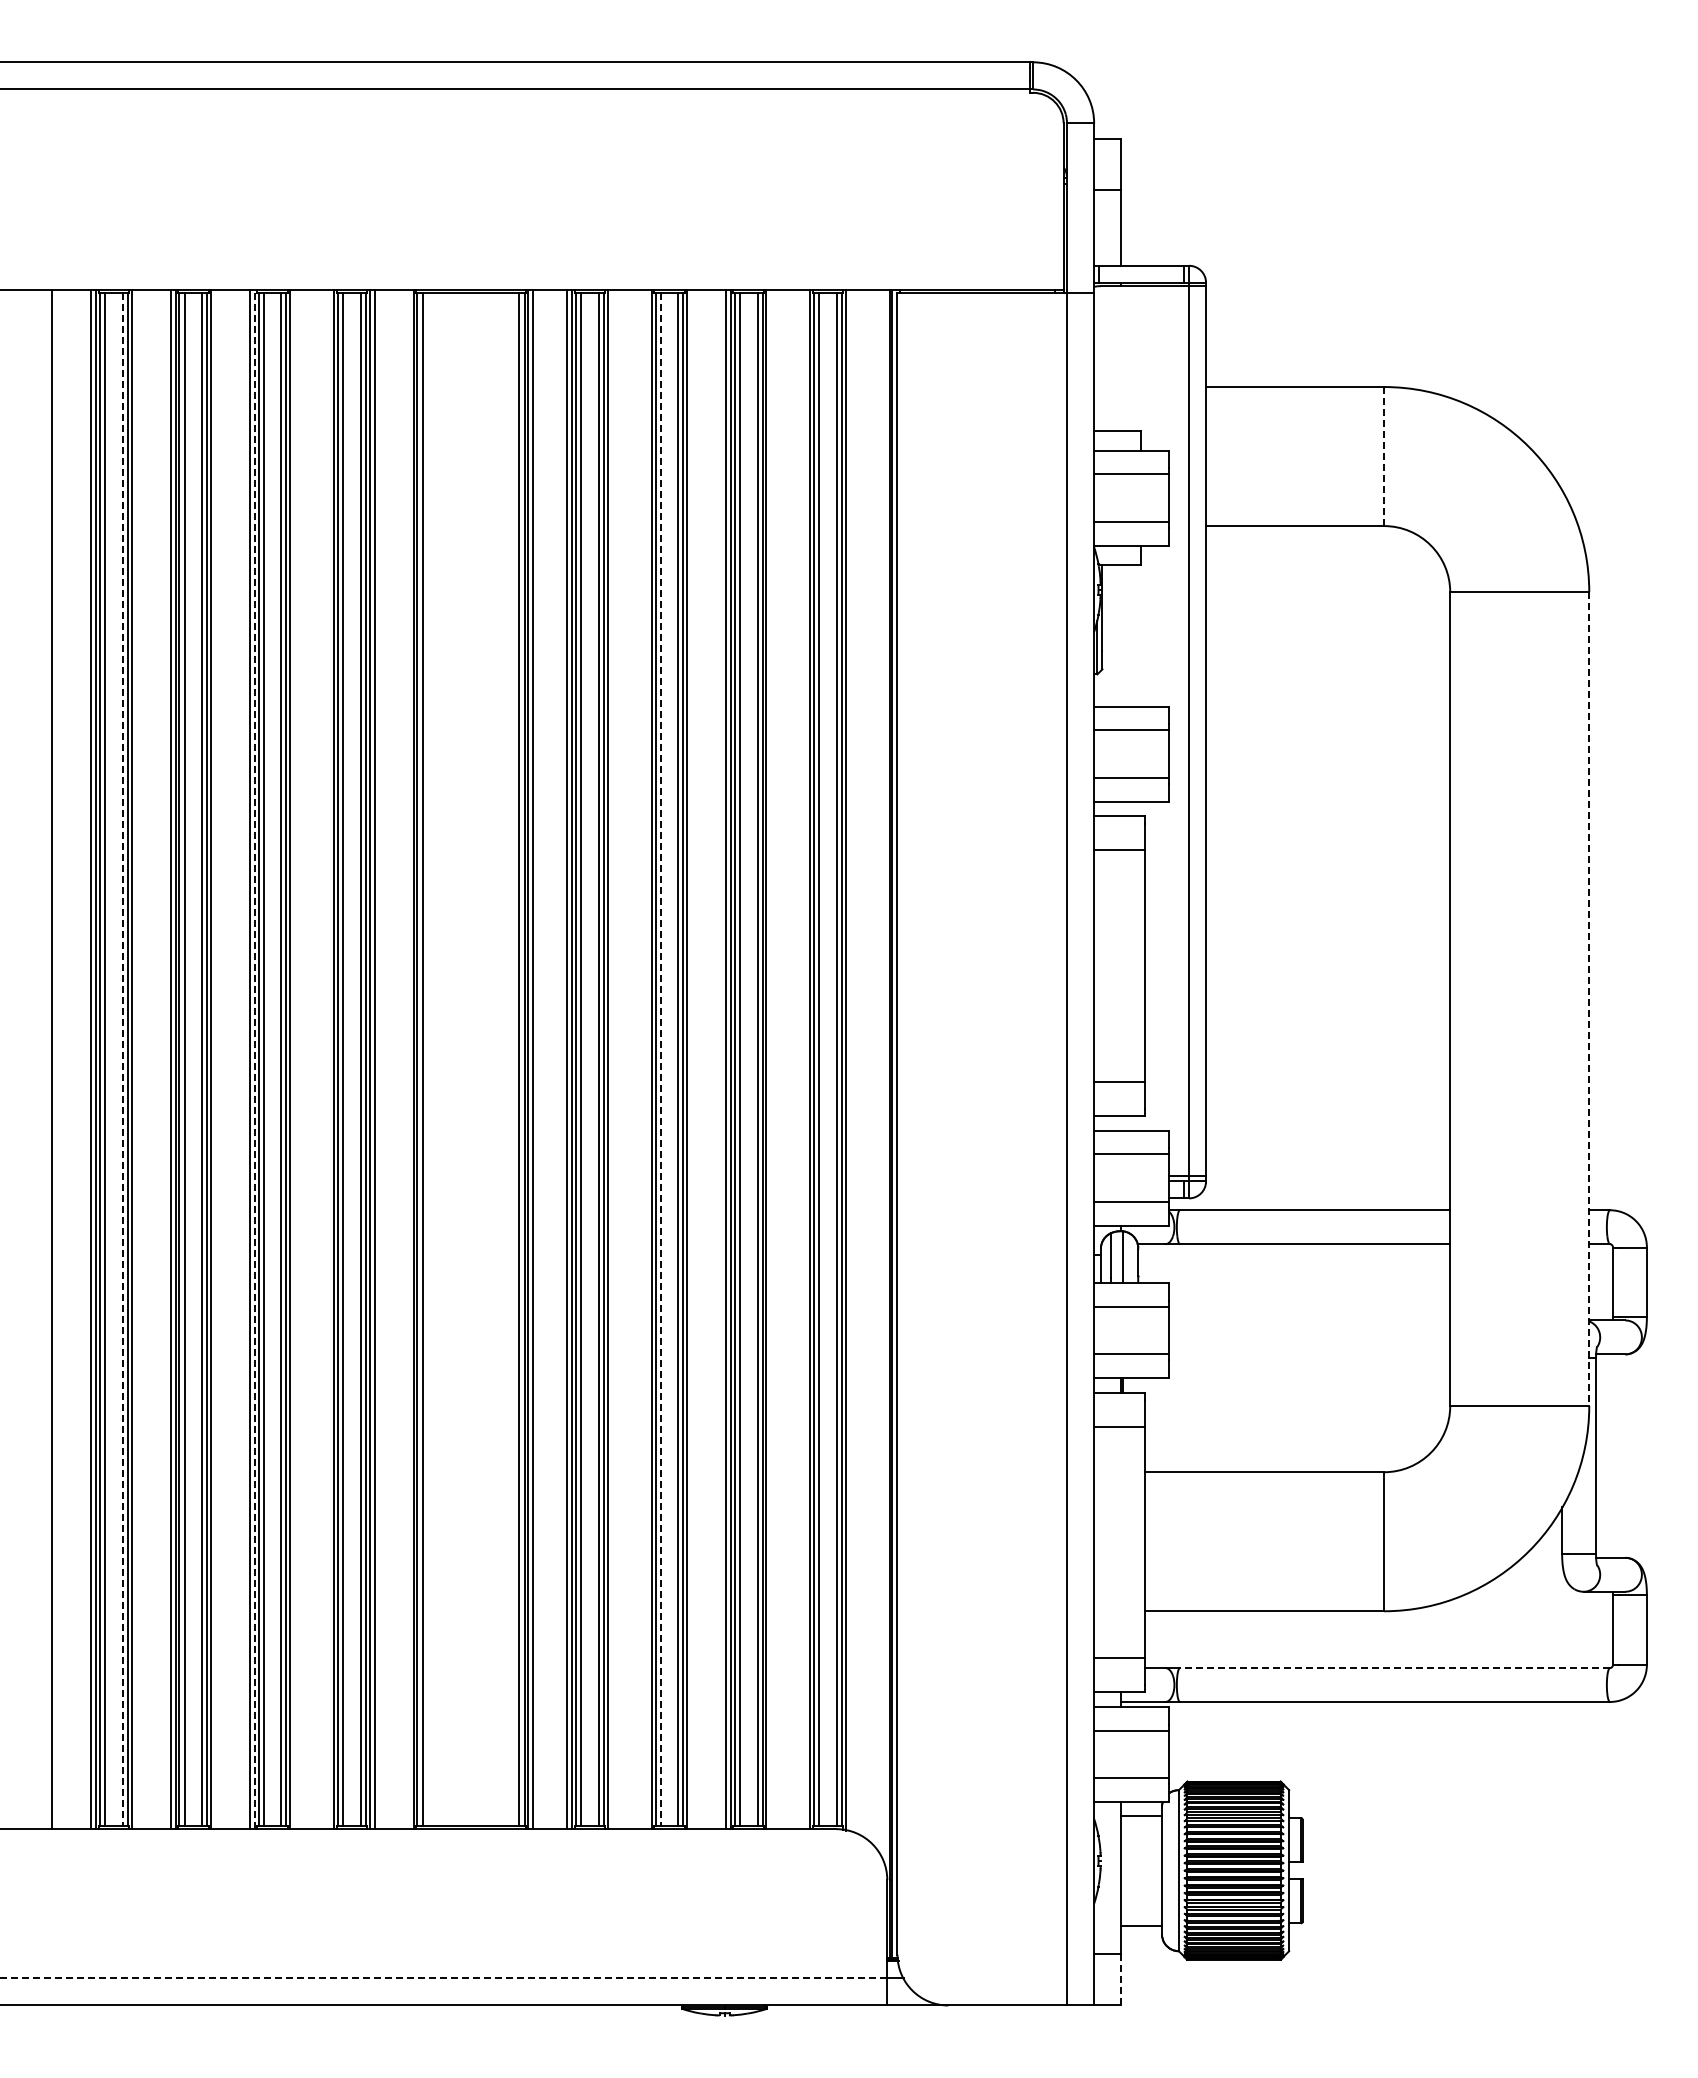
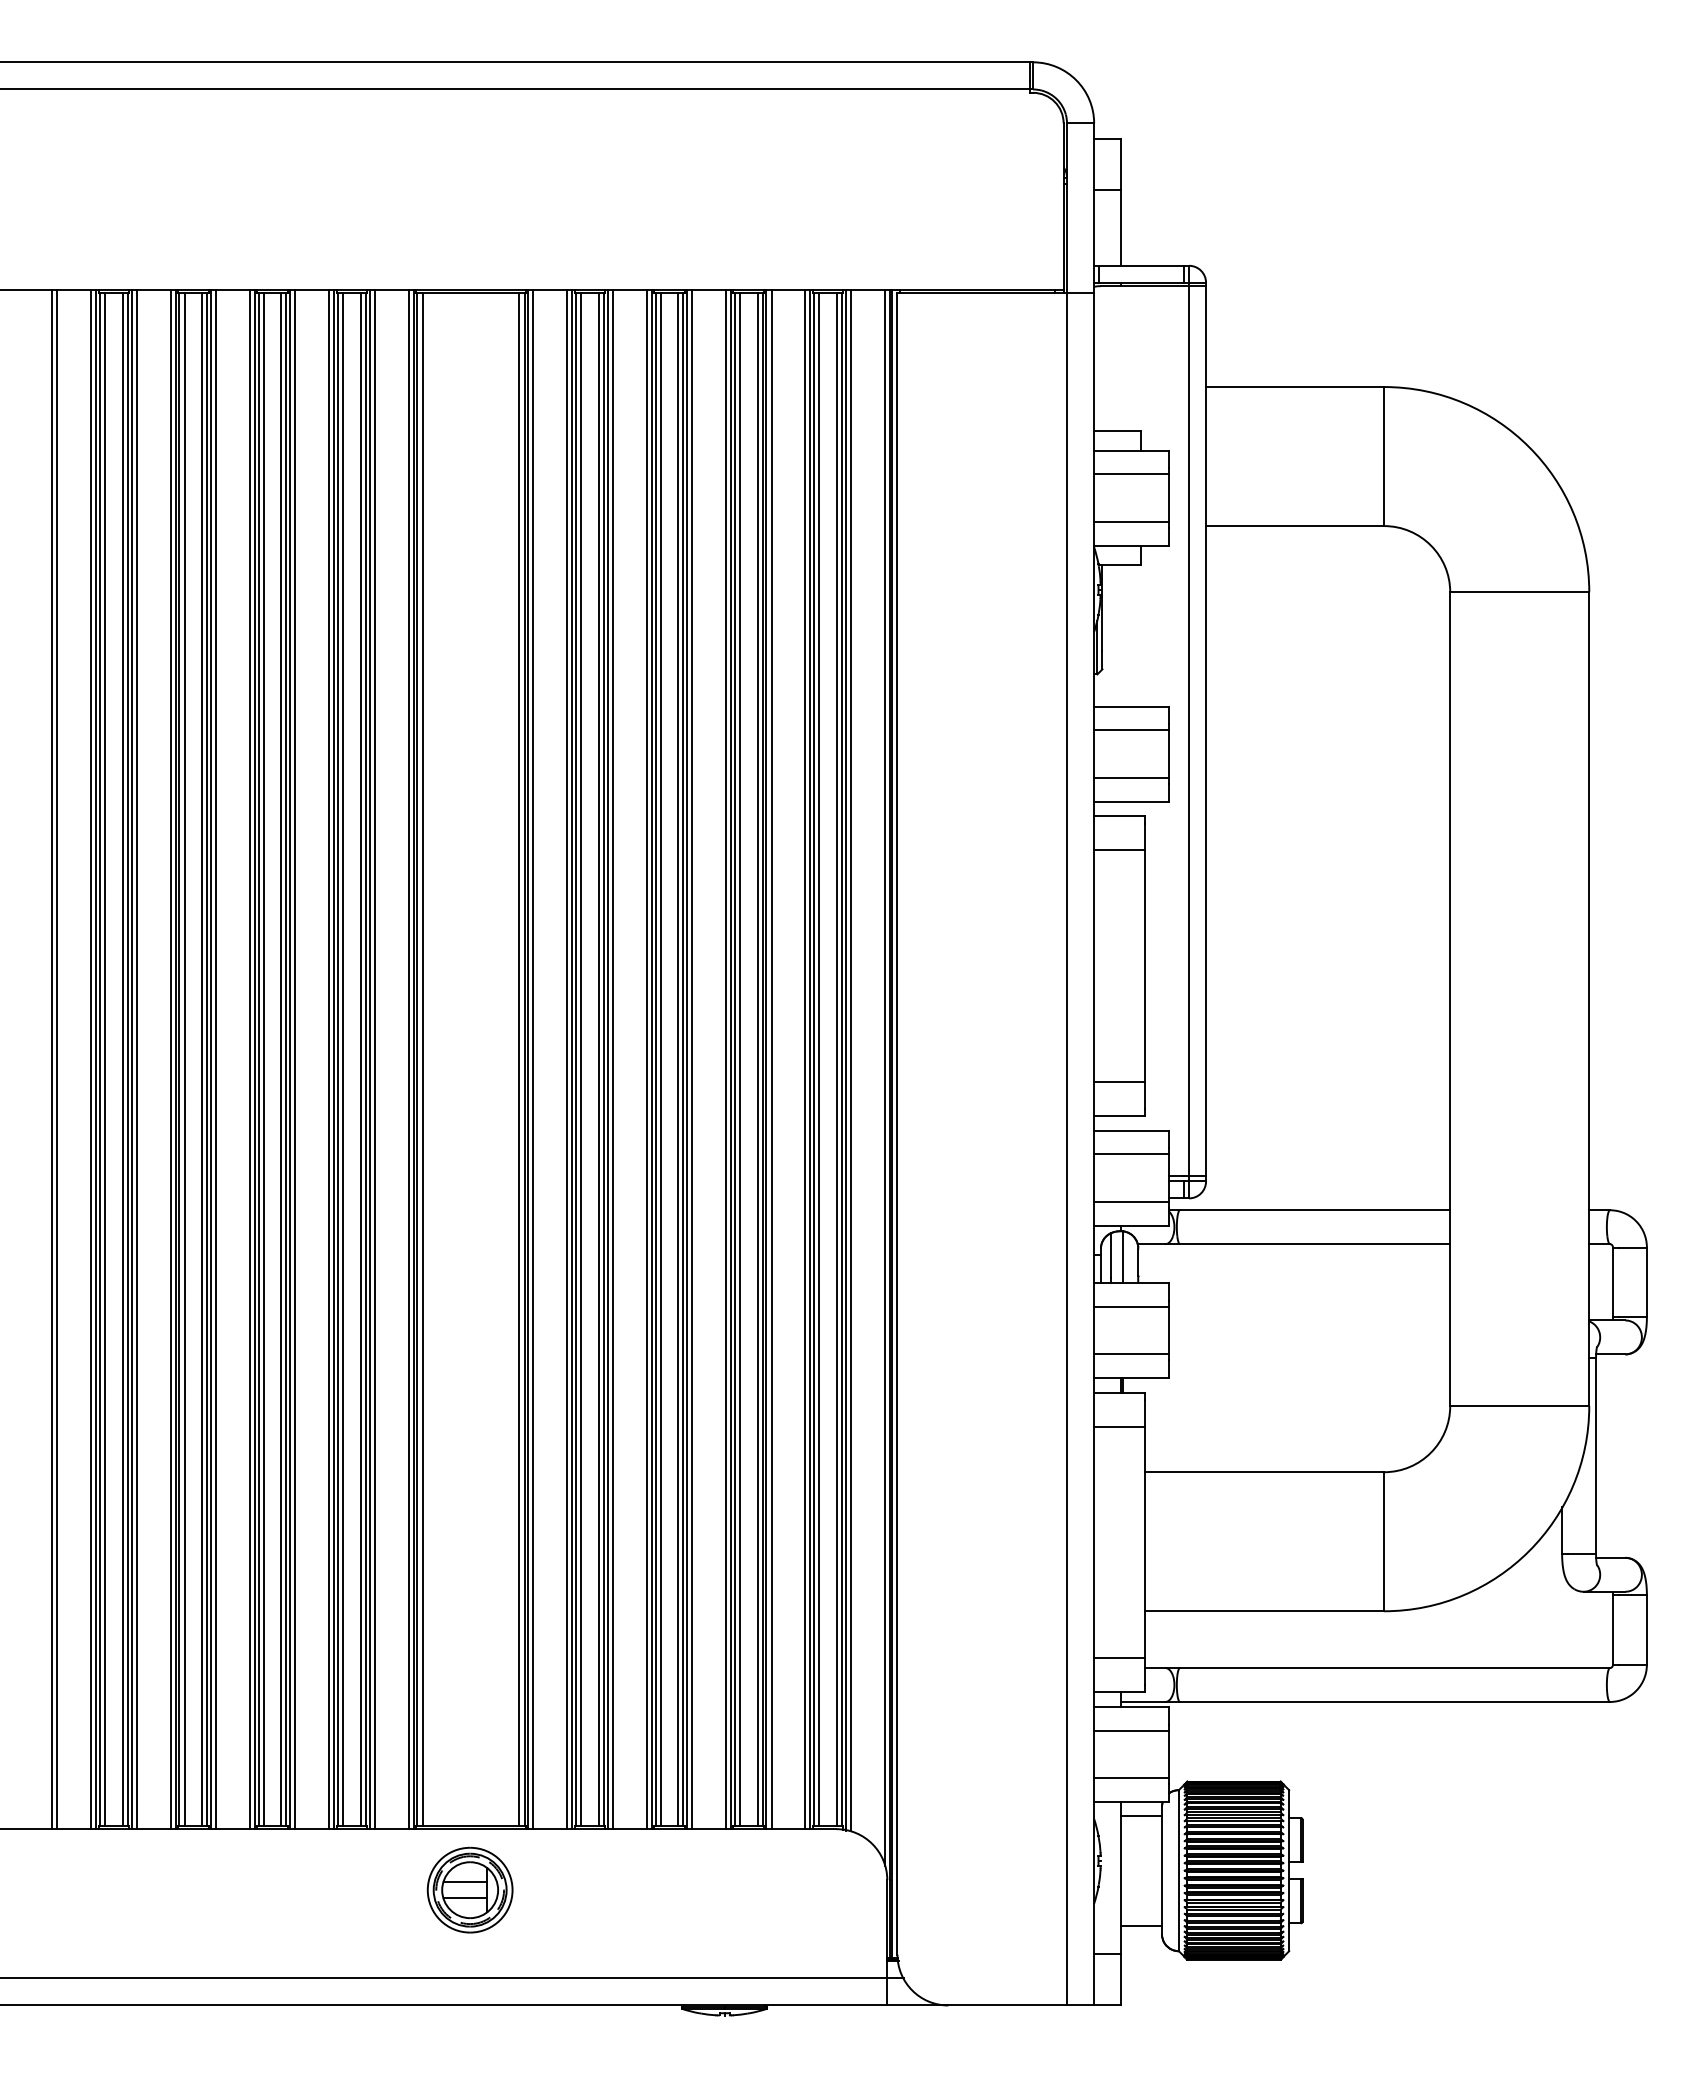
line: dashed -> solid (1384, 456)
line: dashed -> solid (1589, 999)
line: none -> present (57, 1059)
line: dashed -> solid (122, 1059)
line: none -> present (136, 1059)
line: none -> present (216, 1059)
line: dashed -> solid (254, 1059)
line: none -> present (295, 1059)
line: none -> present (329, 1059)
line: none -> present (408, 1059)
line: none -> present (612, 1059)
line: none -> present (646, 1059)
line: dashed -> solid (660, 1059)
line: none -> present (692, 1059)
line: none -> present (771, 1059)
line: none -> present (805, 1059)
line: none -> present (850, 1060)
line: none -> present (885, 1077)
line: dashed -> solid (1394, 1668)
part: none -> present (469, 1889)
line: dashed -> solid (443, 1978)
line: dashed -> solid (1121, 1979)
